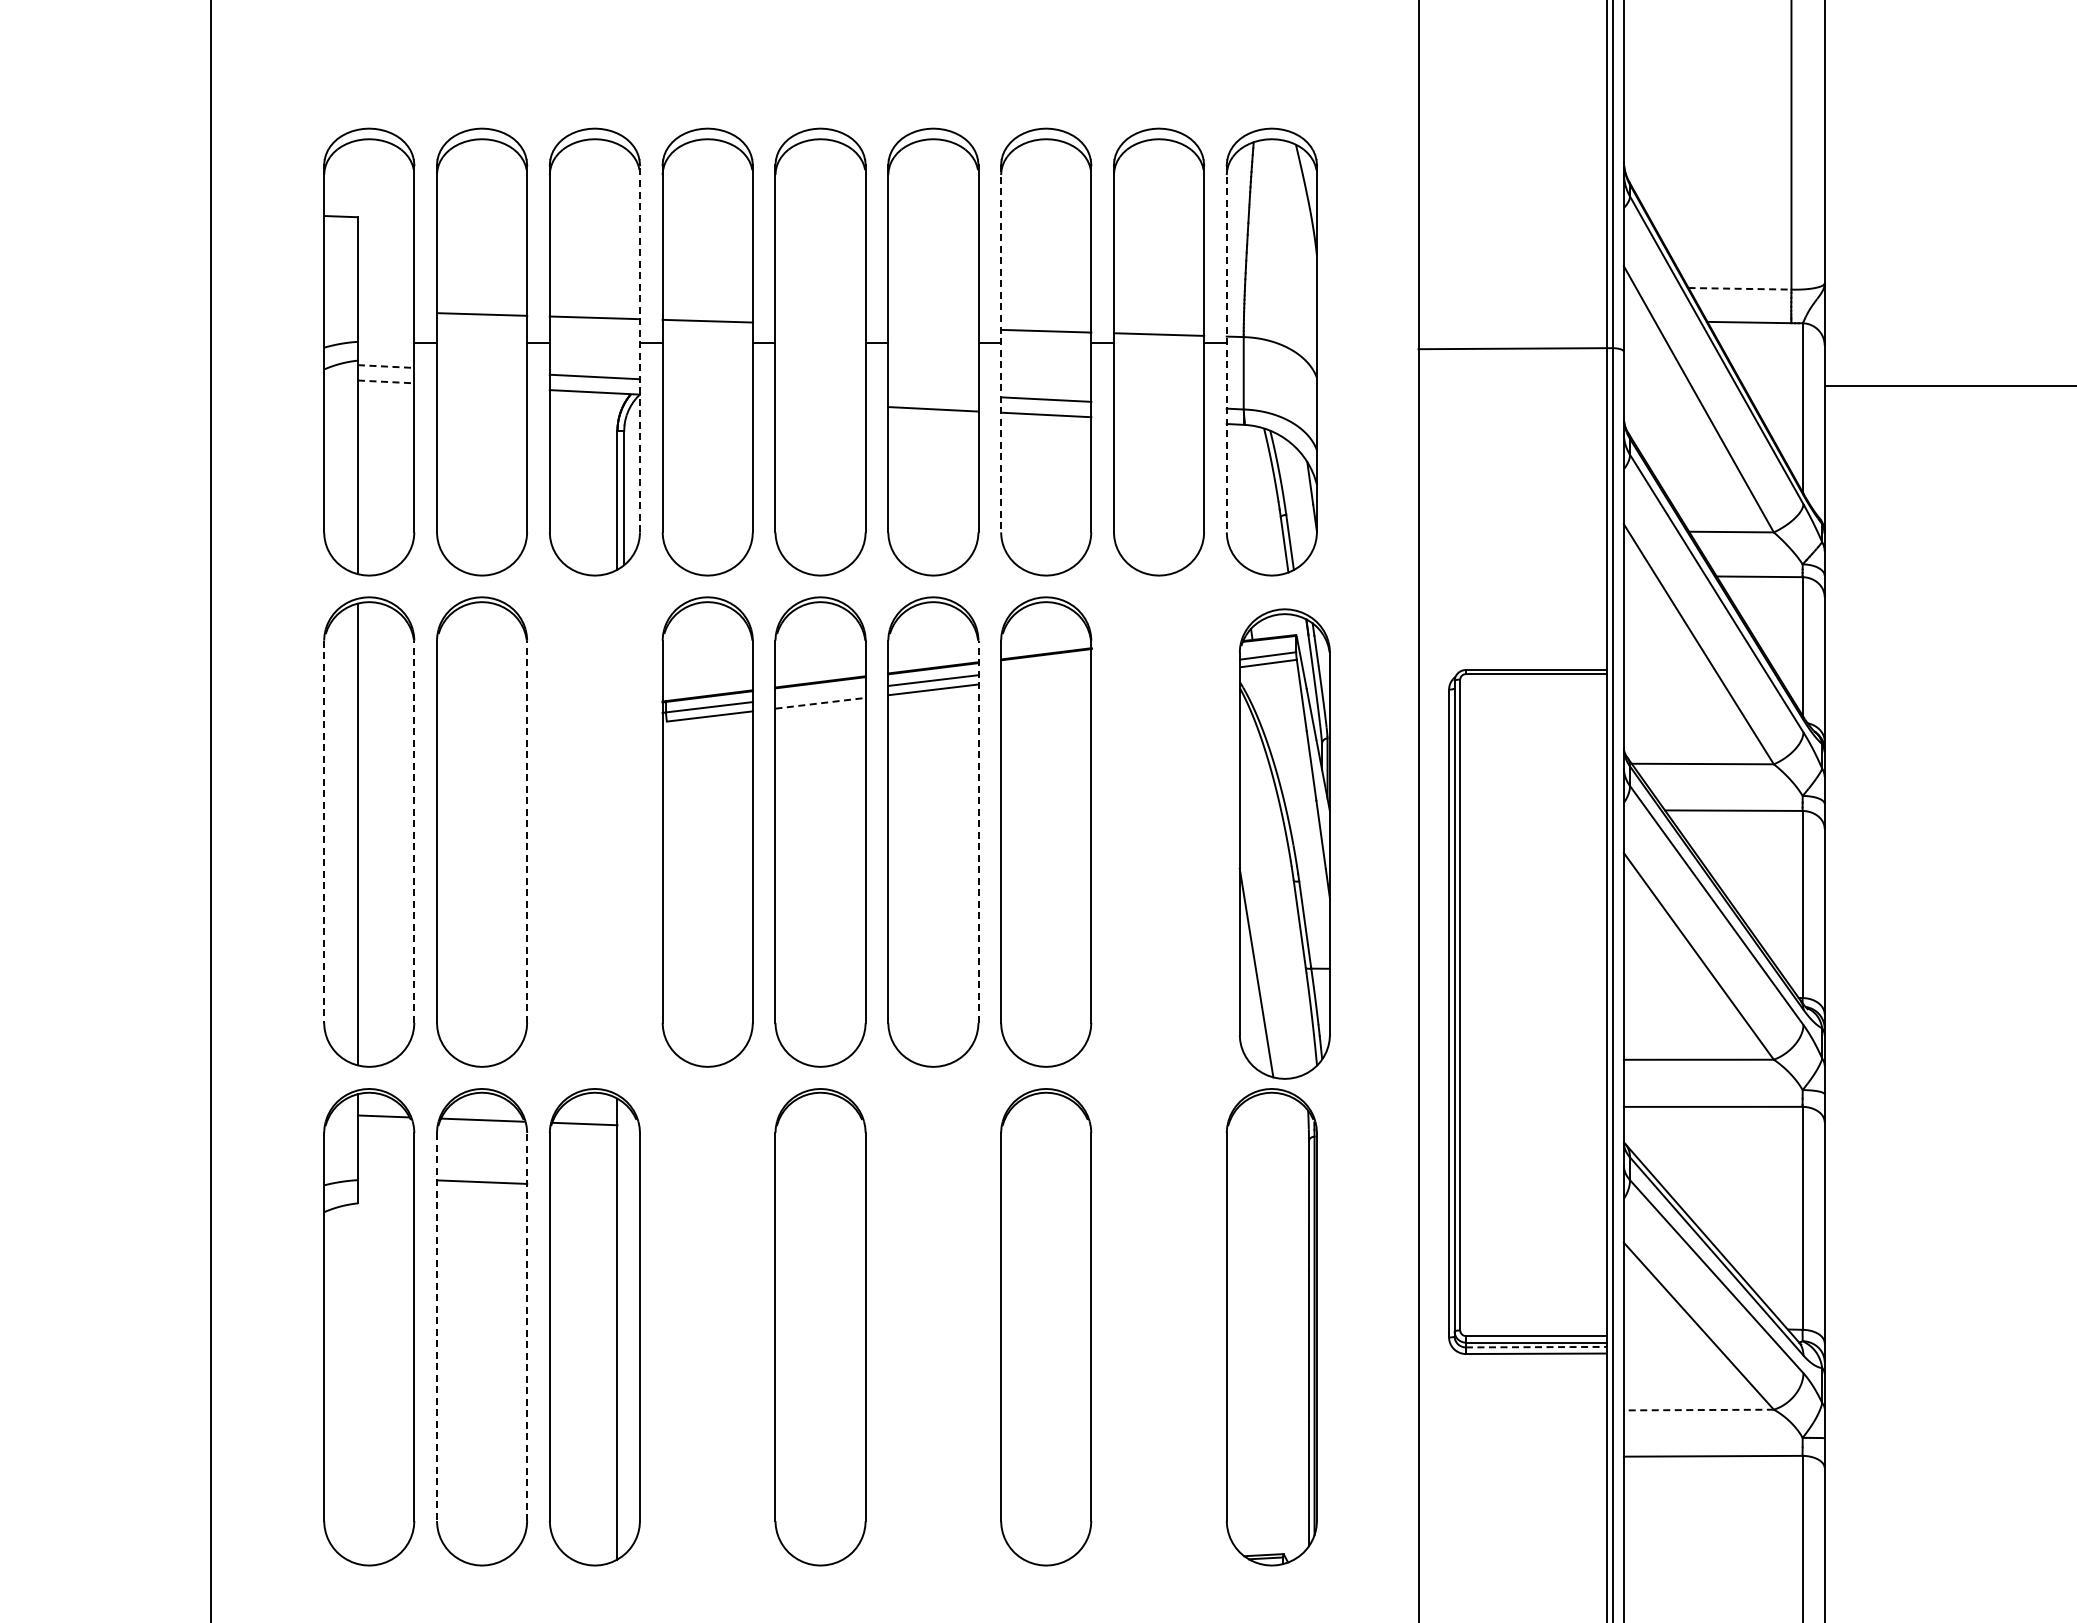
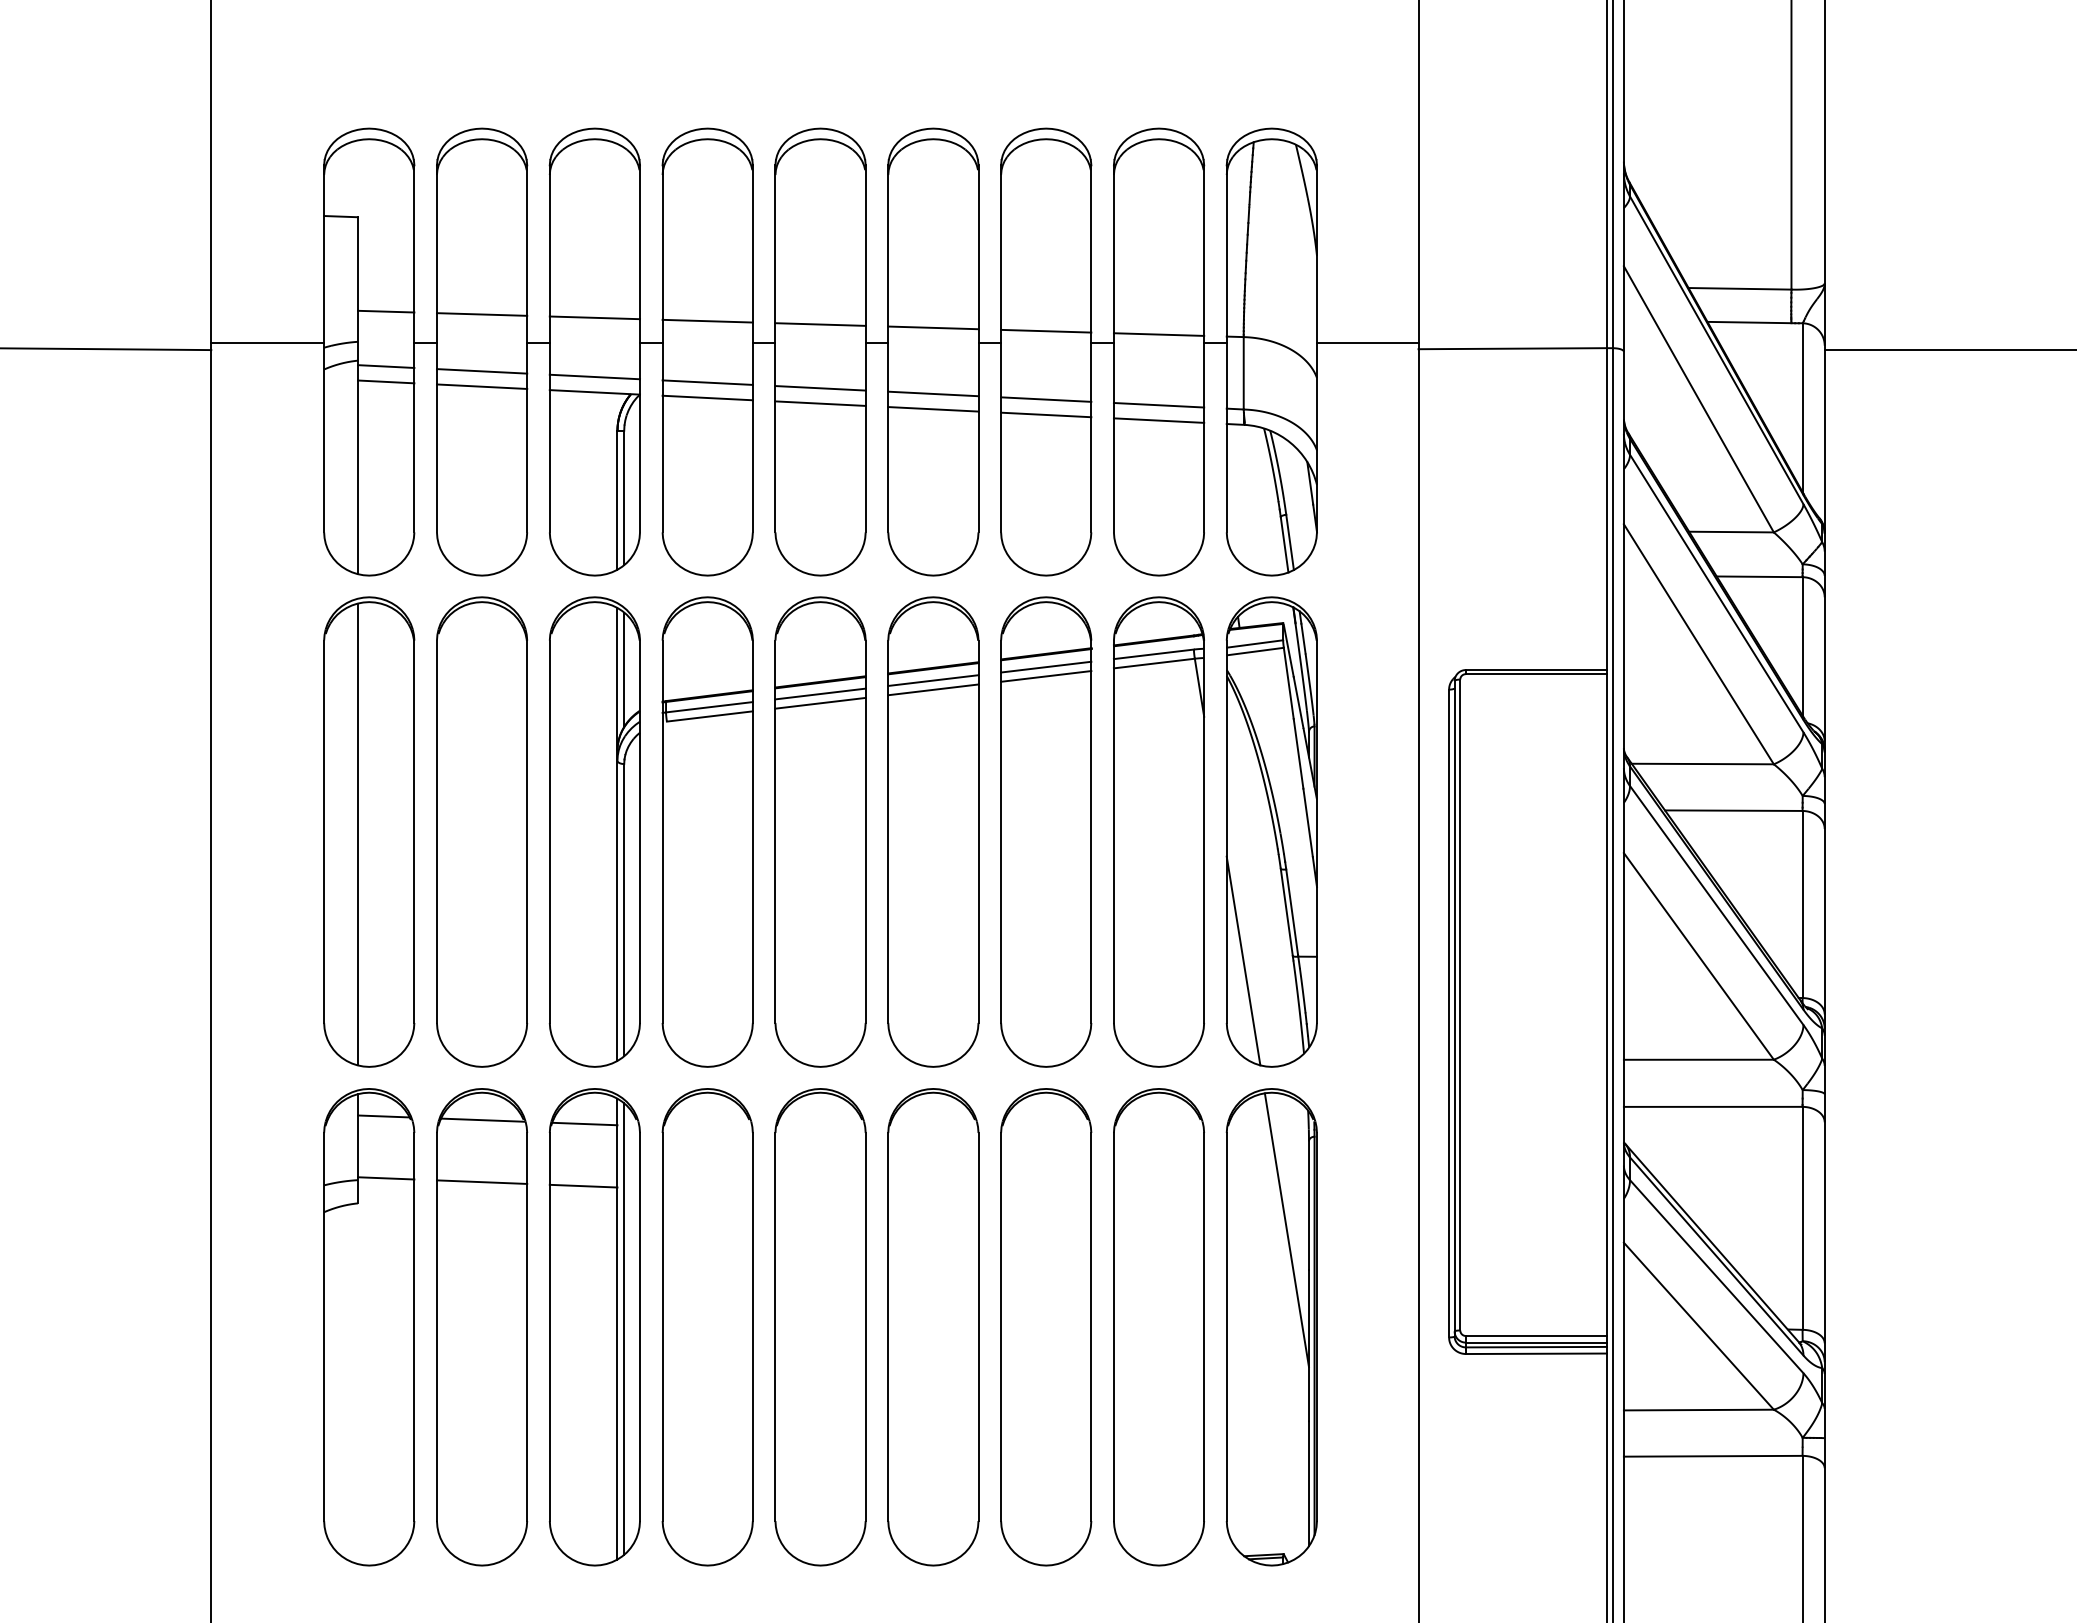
line: dashed -> solid (1740, 288)
line: none -> present (385, 311)
line: none -> present (820, 324)
line: none -> present (933, 327)
line: none -> present (267, 342)
line: none -> present (1367, 342)
line: dashed -> solid (640, 348)
line: dashed -> solid (1001, 348)
line: dashed -> solid (1226, 348)
line: none -> present (106, 349)
line: dashed -> solid (386, 366)
line: none -> present (481, 371)
line: dashed -> solid (386, 381)
line: none -> present (707, 382)
line: none -> present (481, 386)
line position: (1948, 386) -> (1948, 350) (1948, 350)
line: none -> present (820, 388)
line: none -> present (933, 393)
line: none -> present (707, 397)
line: none -> present (820, 403)
line: none -> present (1158, 405)
line: none -> present (1158, 420)
line: none -> present (1046, 666)
line: none -> present (1046, 676)
line: none -> present (820, 693)
line: dashed -> solid (821, 703)
line: dashed -> solid (414, 831)
line: dashed -> solid (527, 831)
part: none -> present (594, 831)
line: dashed -> solid (978, 831)
part: none -> present (1159, 831)
line: dashed -> solid (324, 832)
part position: (1284, 843) -> (1271, 831) (1271, 831)
line: none -> present (385, 1178)
line: none -> present (583, 1185)
line: none -> present (1286, 1230)
line: dashed -> solid (436, 1327)
line: dashed -> solid (527, 1327)
part: none -> present (707, 1327)
part: none -> present (933, 1327)
part: none -> present (1158, 1327)
line: none -> present (624, 1328)
line: dashed -> solid (1536, 1347)
line: dashed -> solid (1698, 1410)
